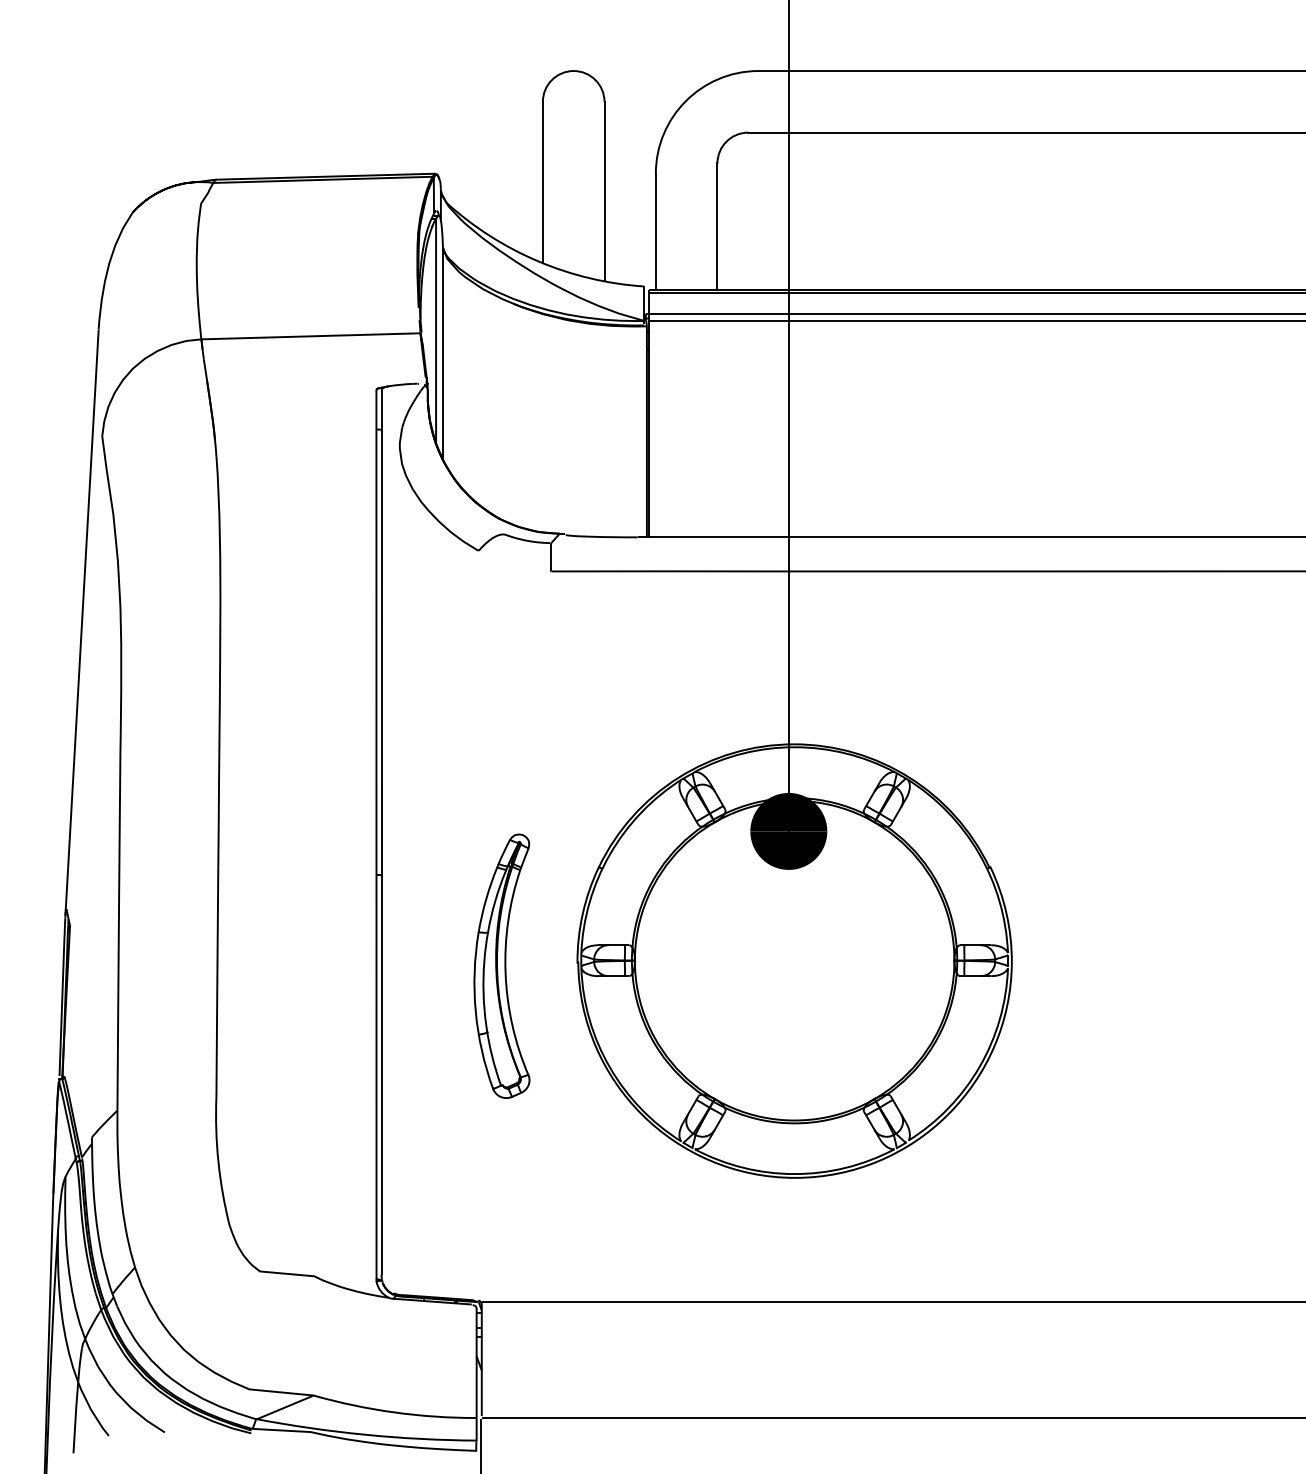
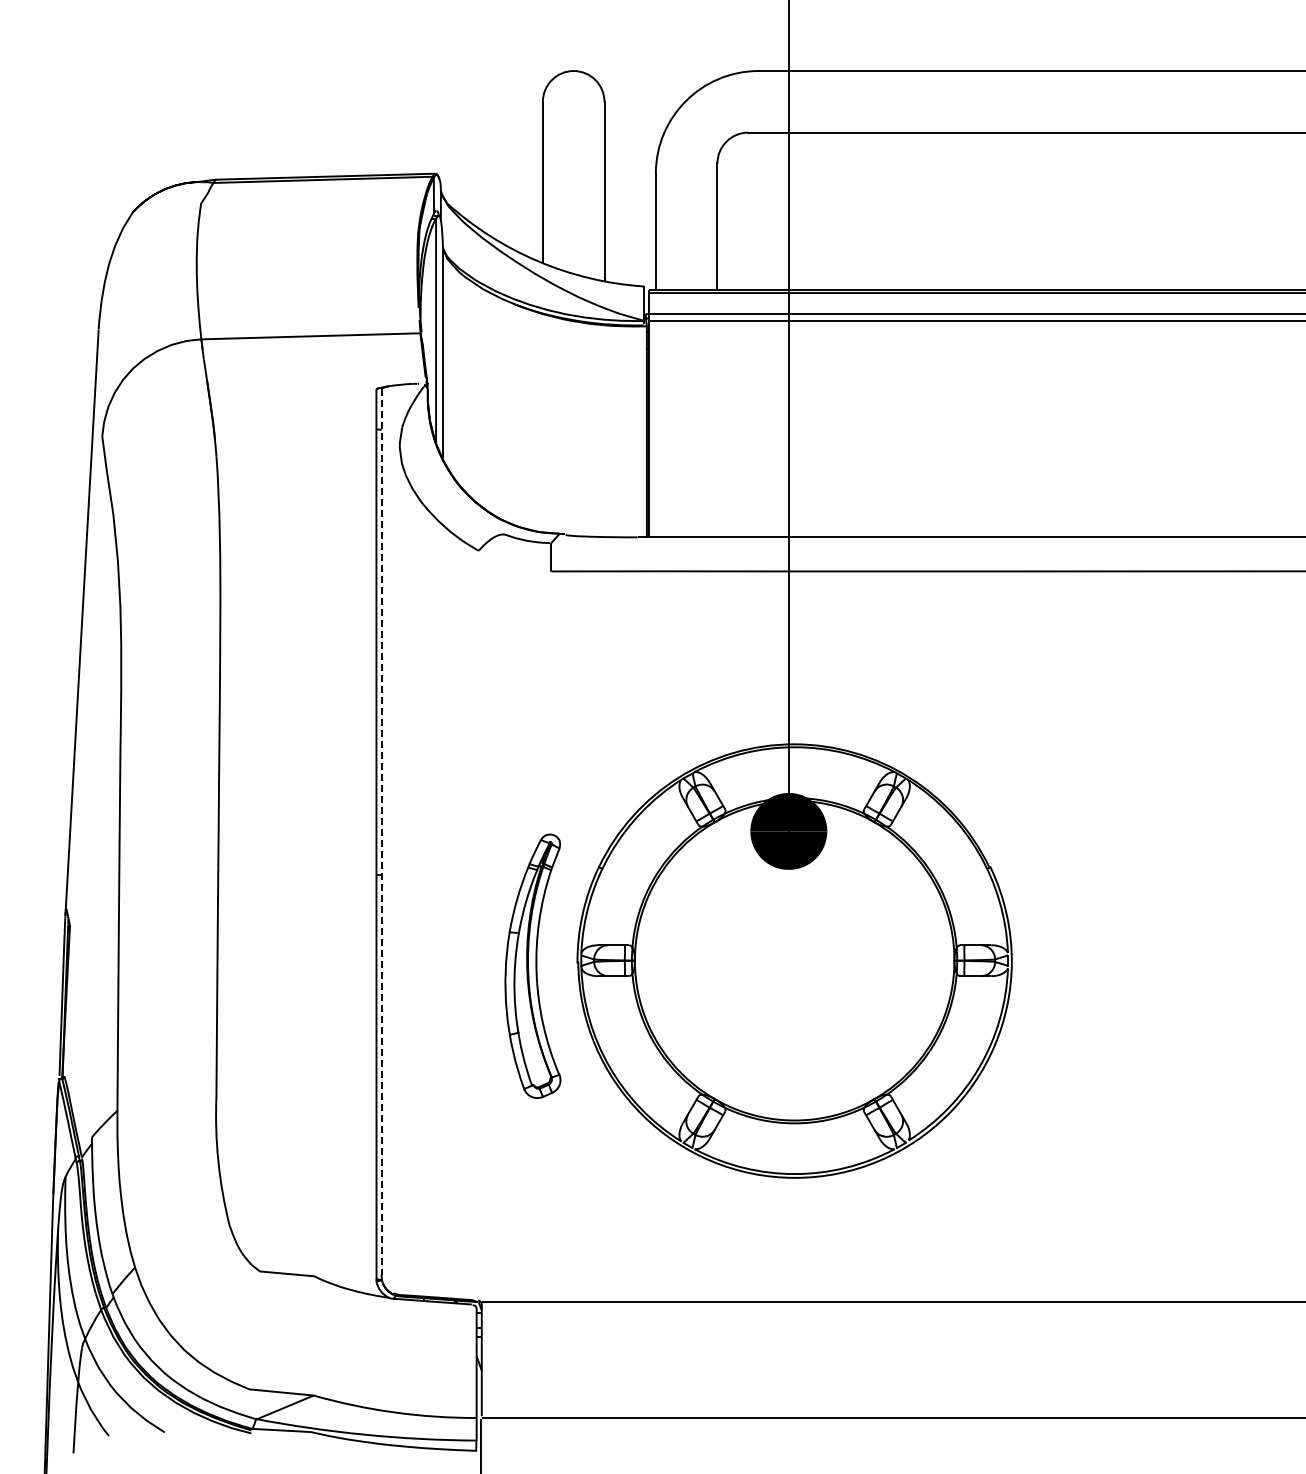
line: solid -> dashed (381, 832)
part position: (501, 965) -> (532, 965) (532, 965)
